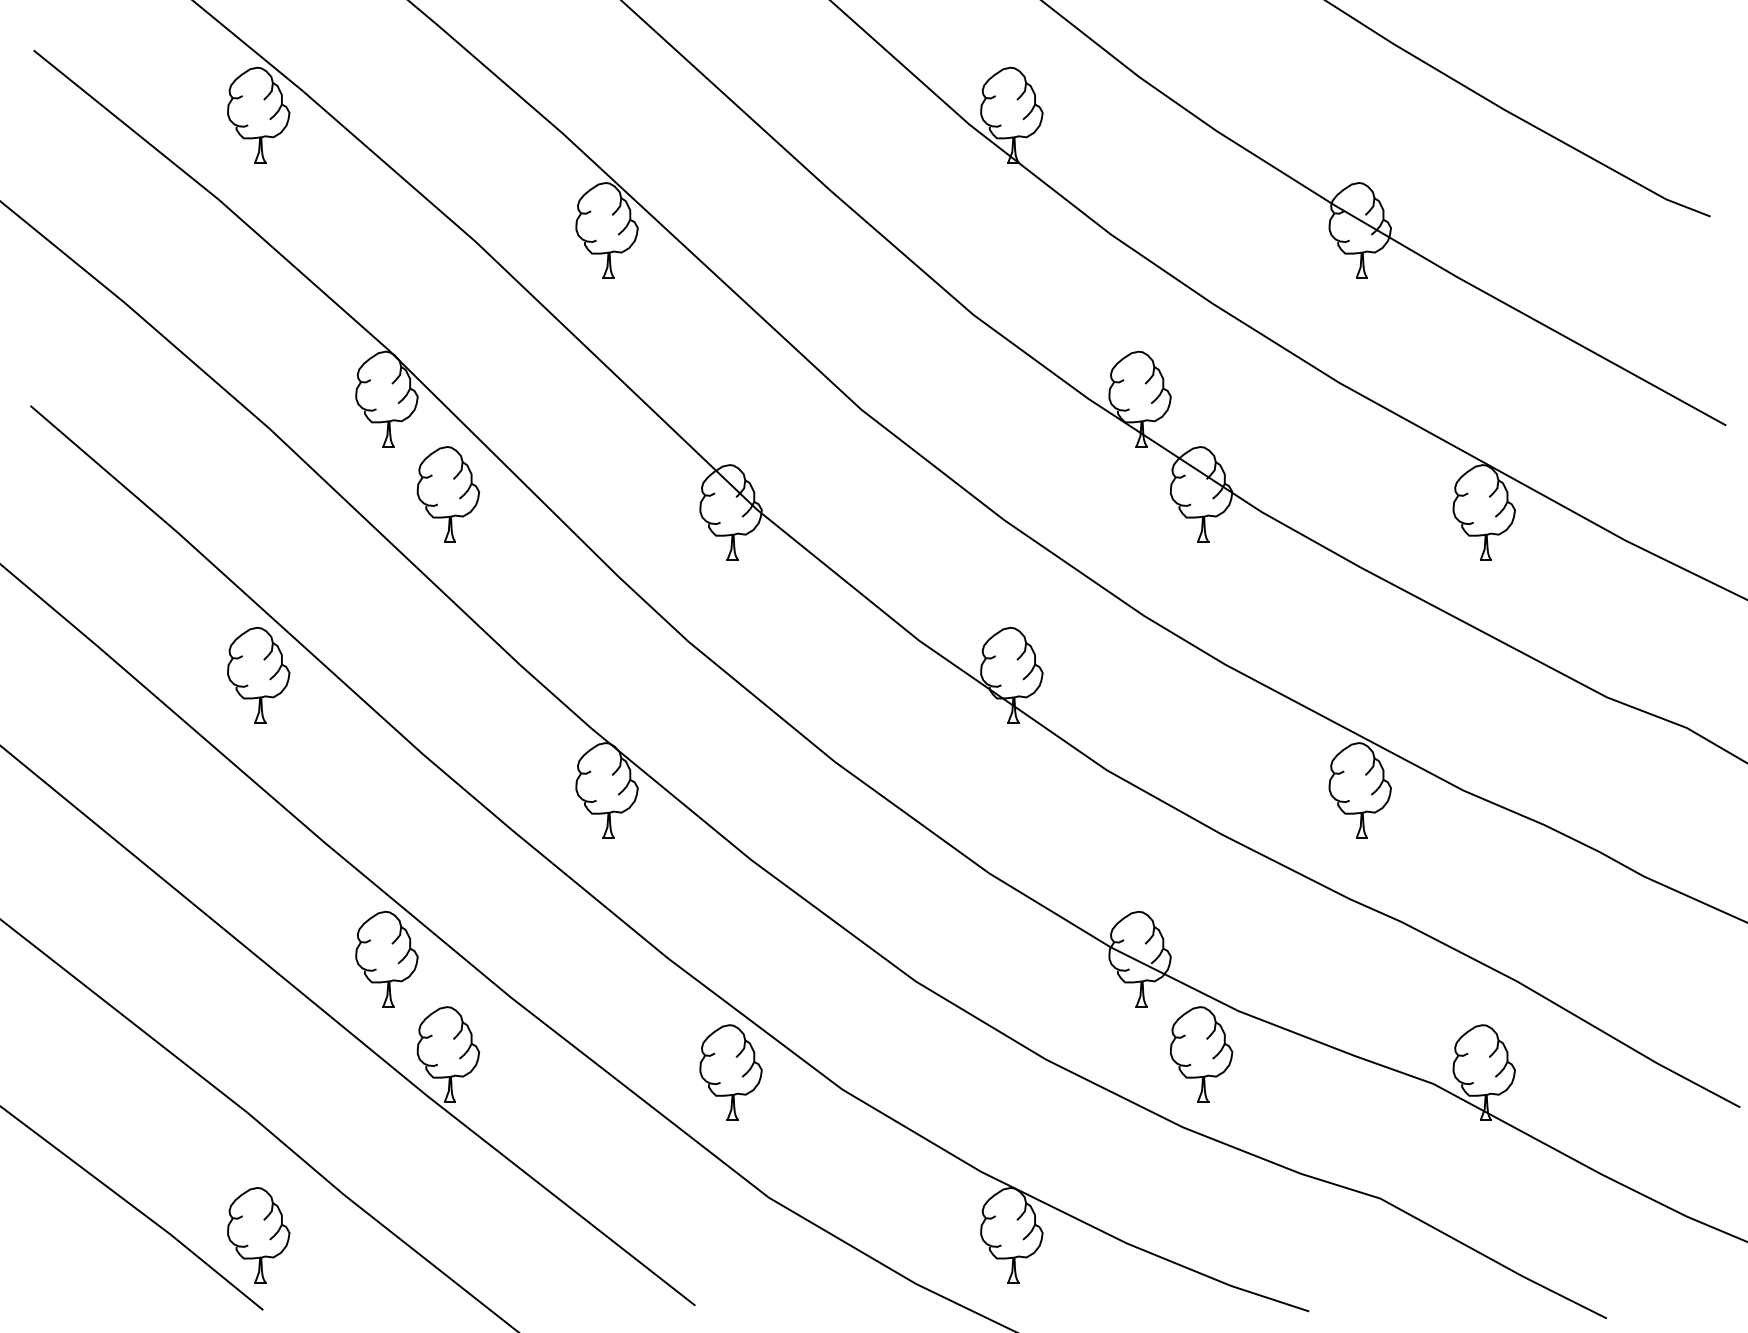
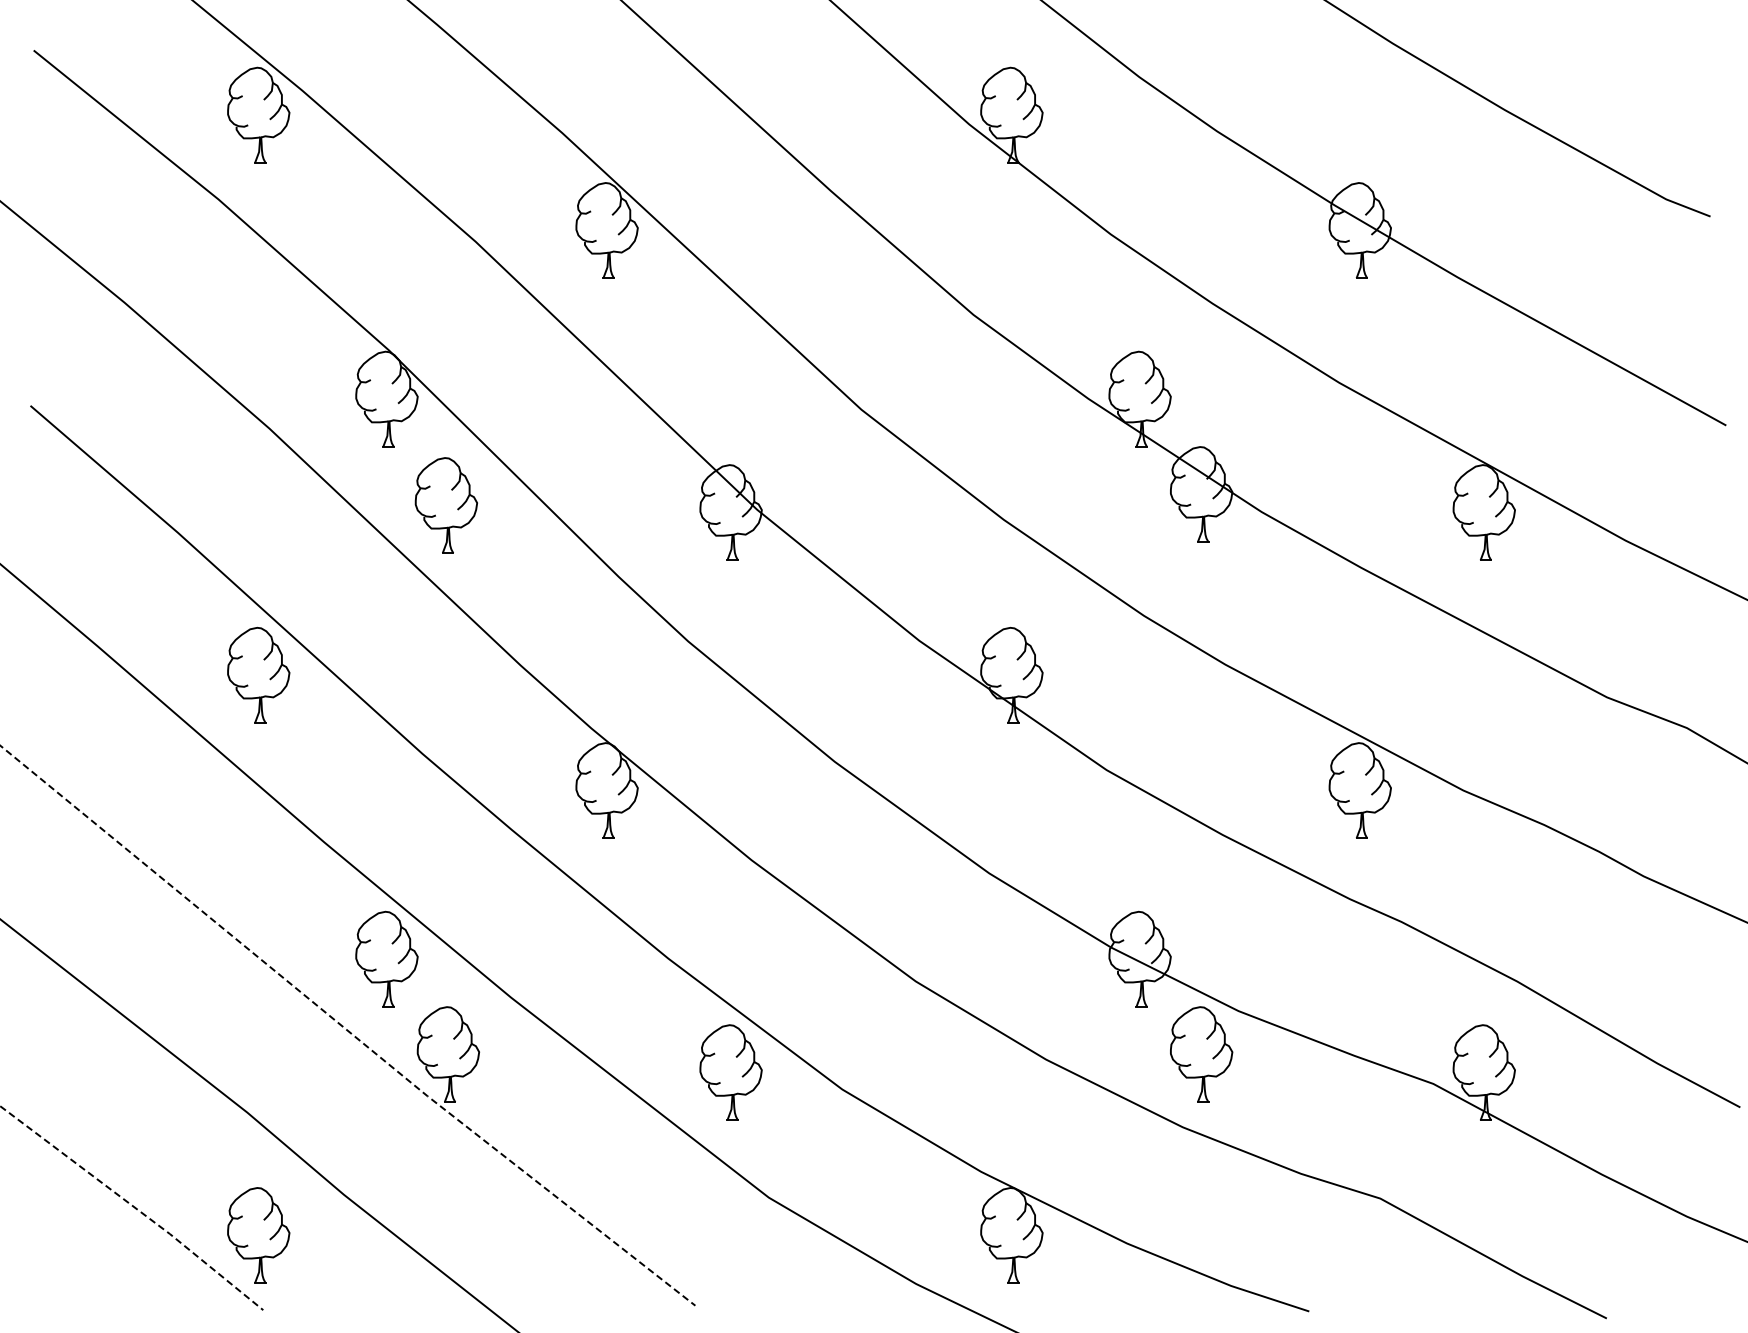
part position: (447, 494) -> (445, 505) (445, 505)
line: solid -> dashed (346, 1029)
line: solid -> dashed (134, 1207)
